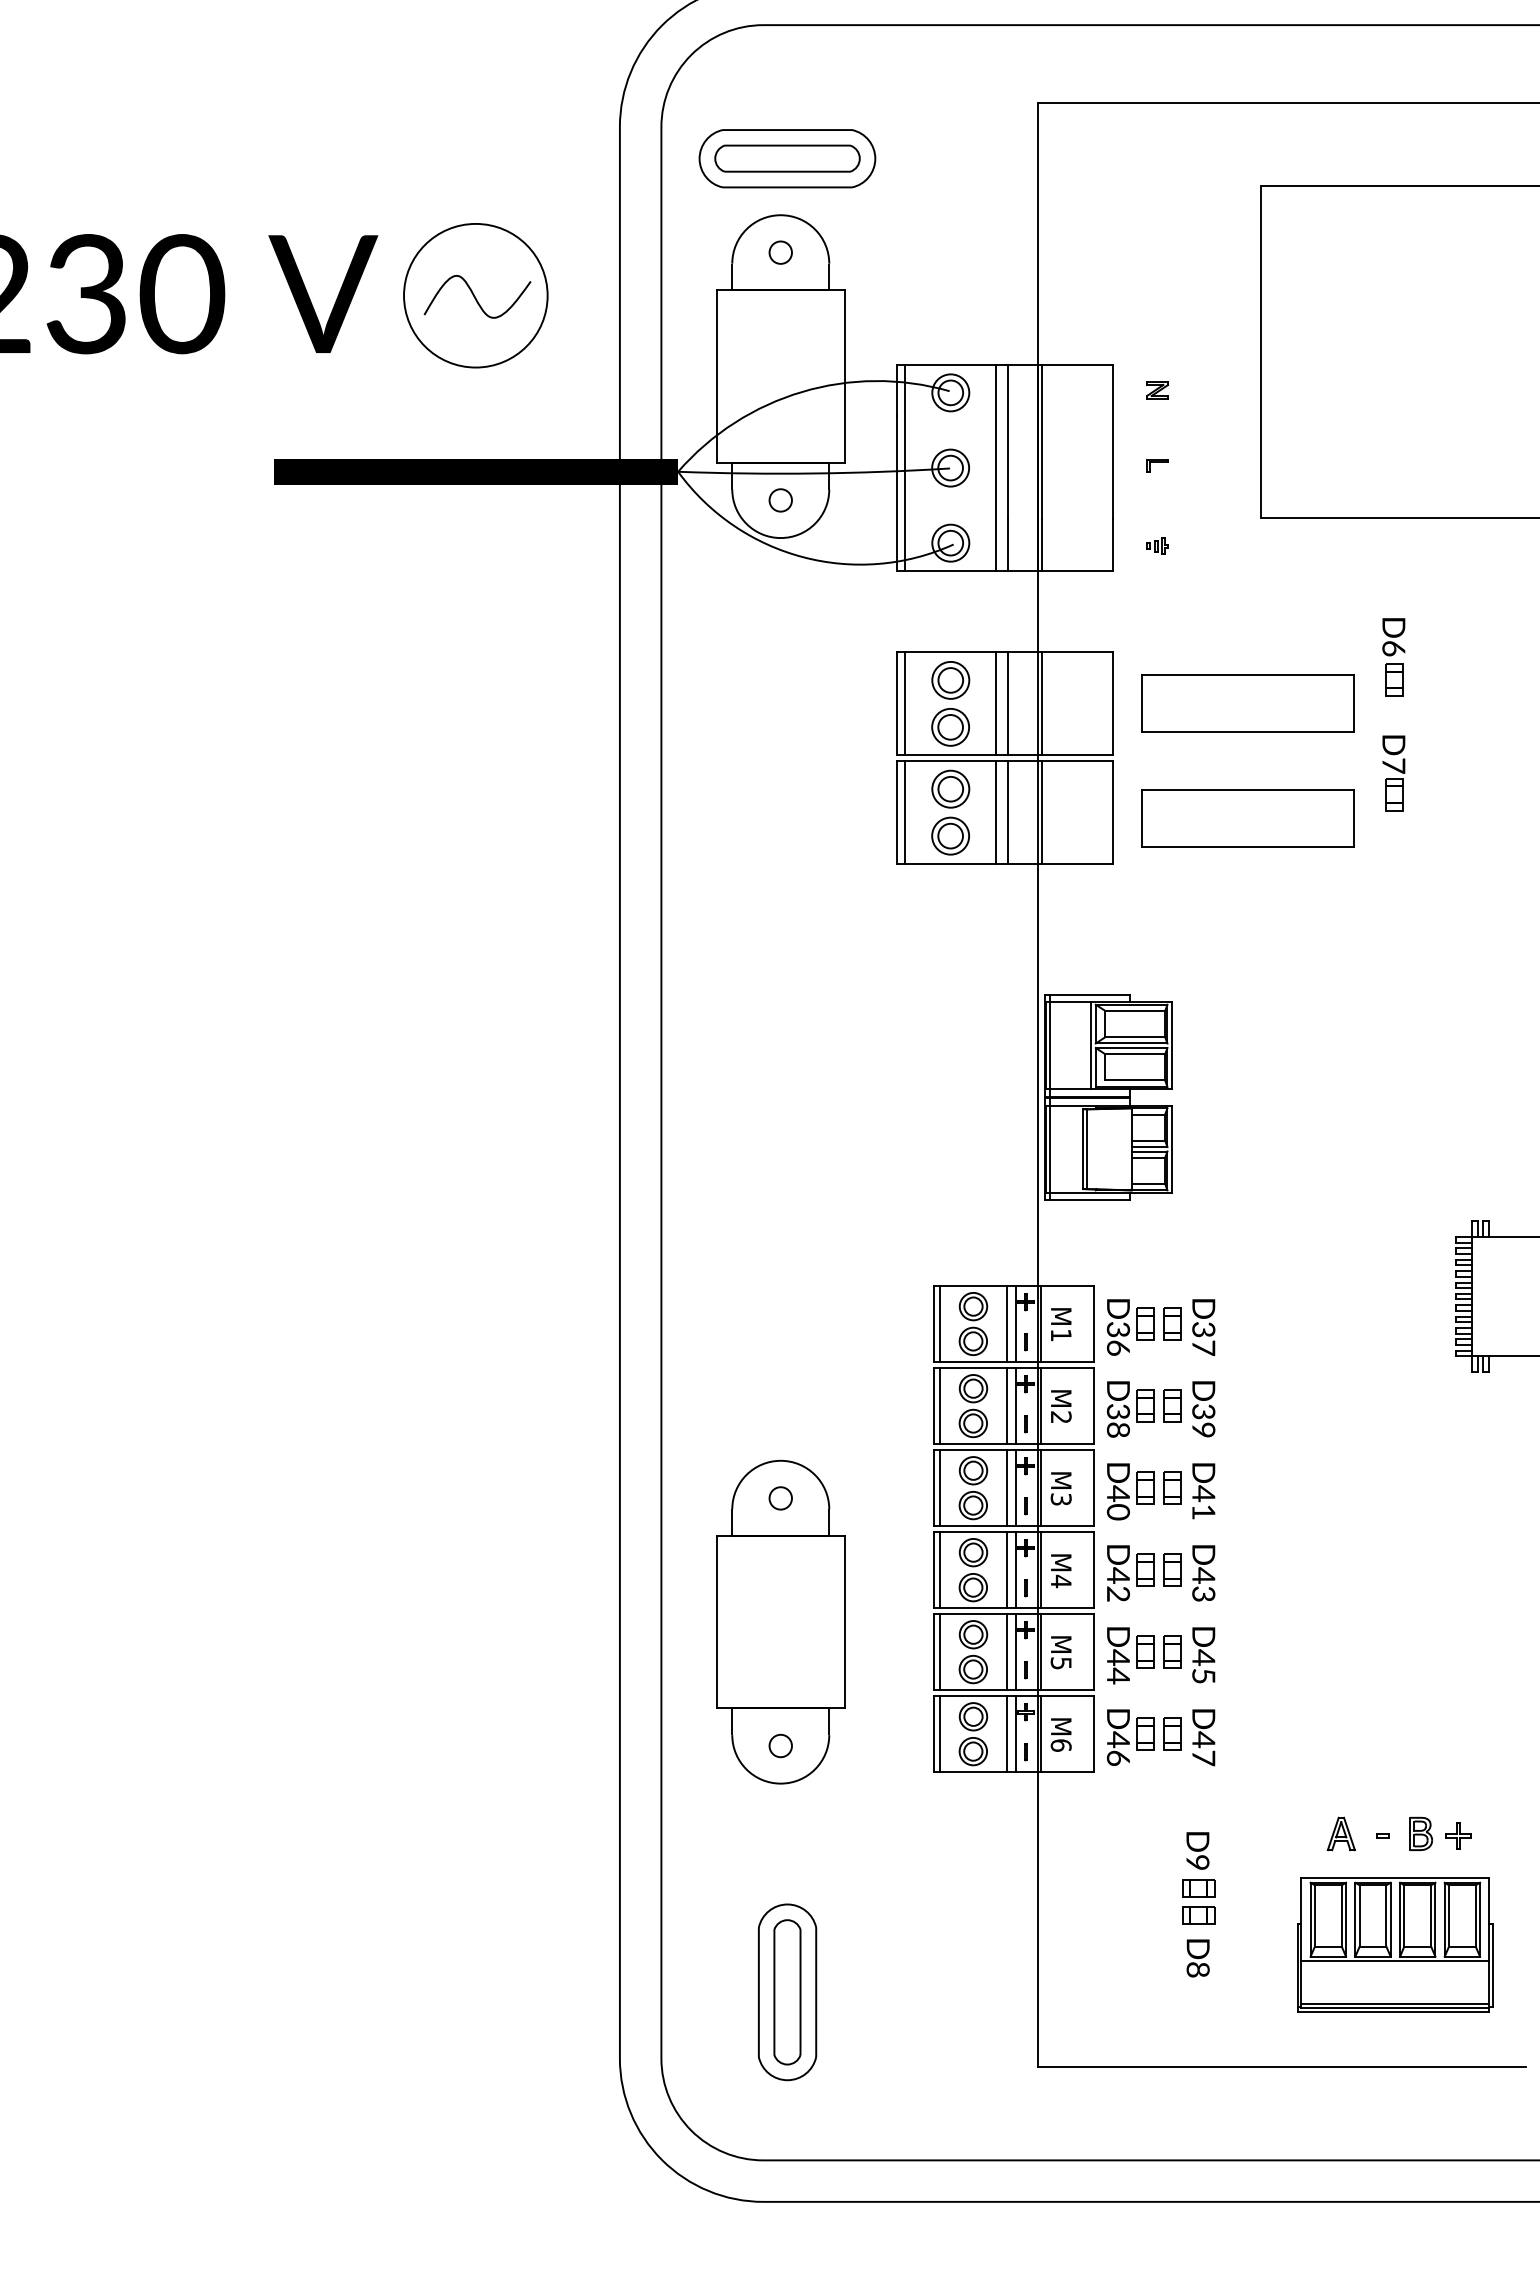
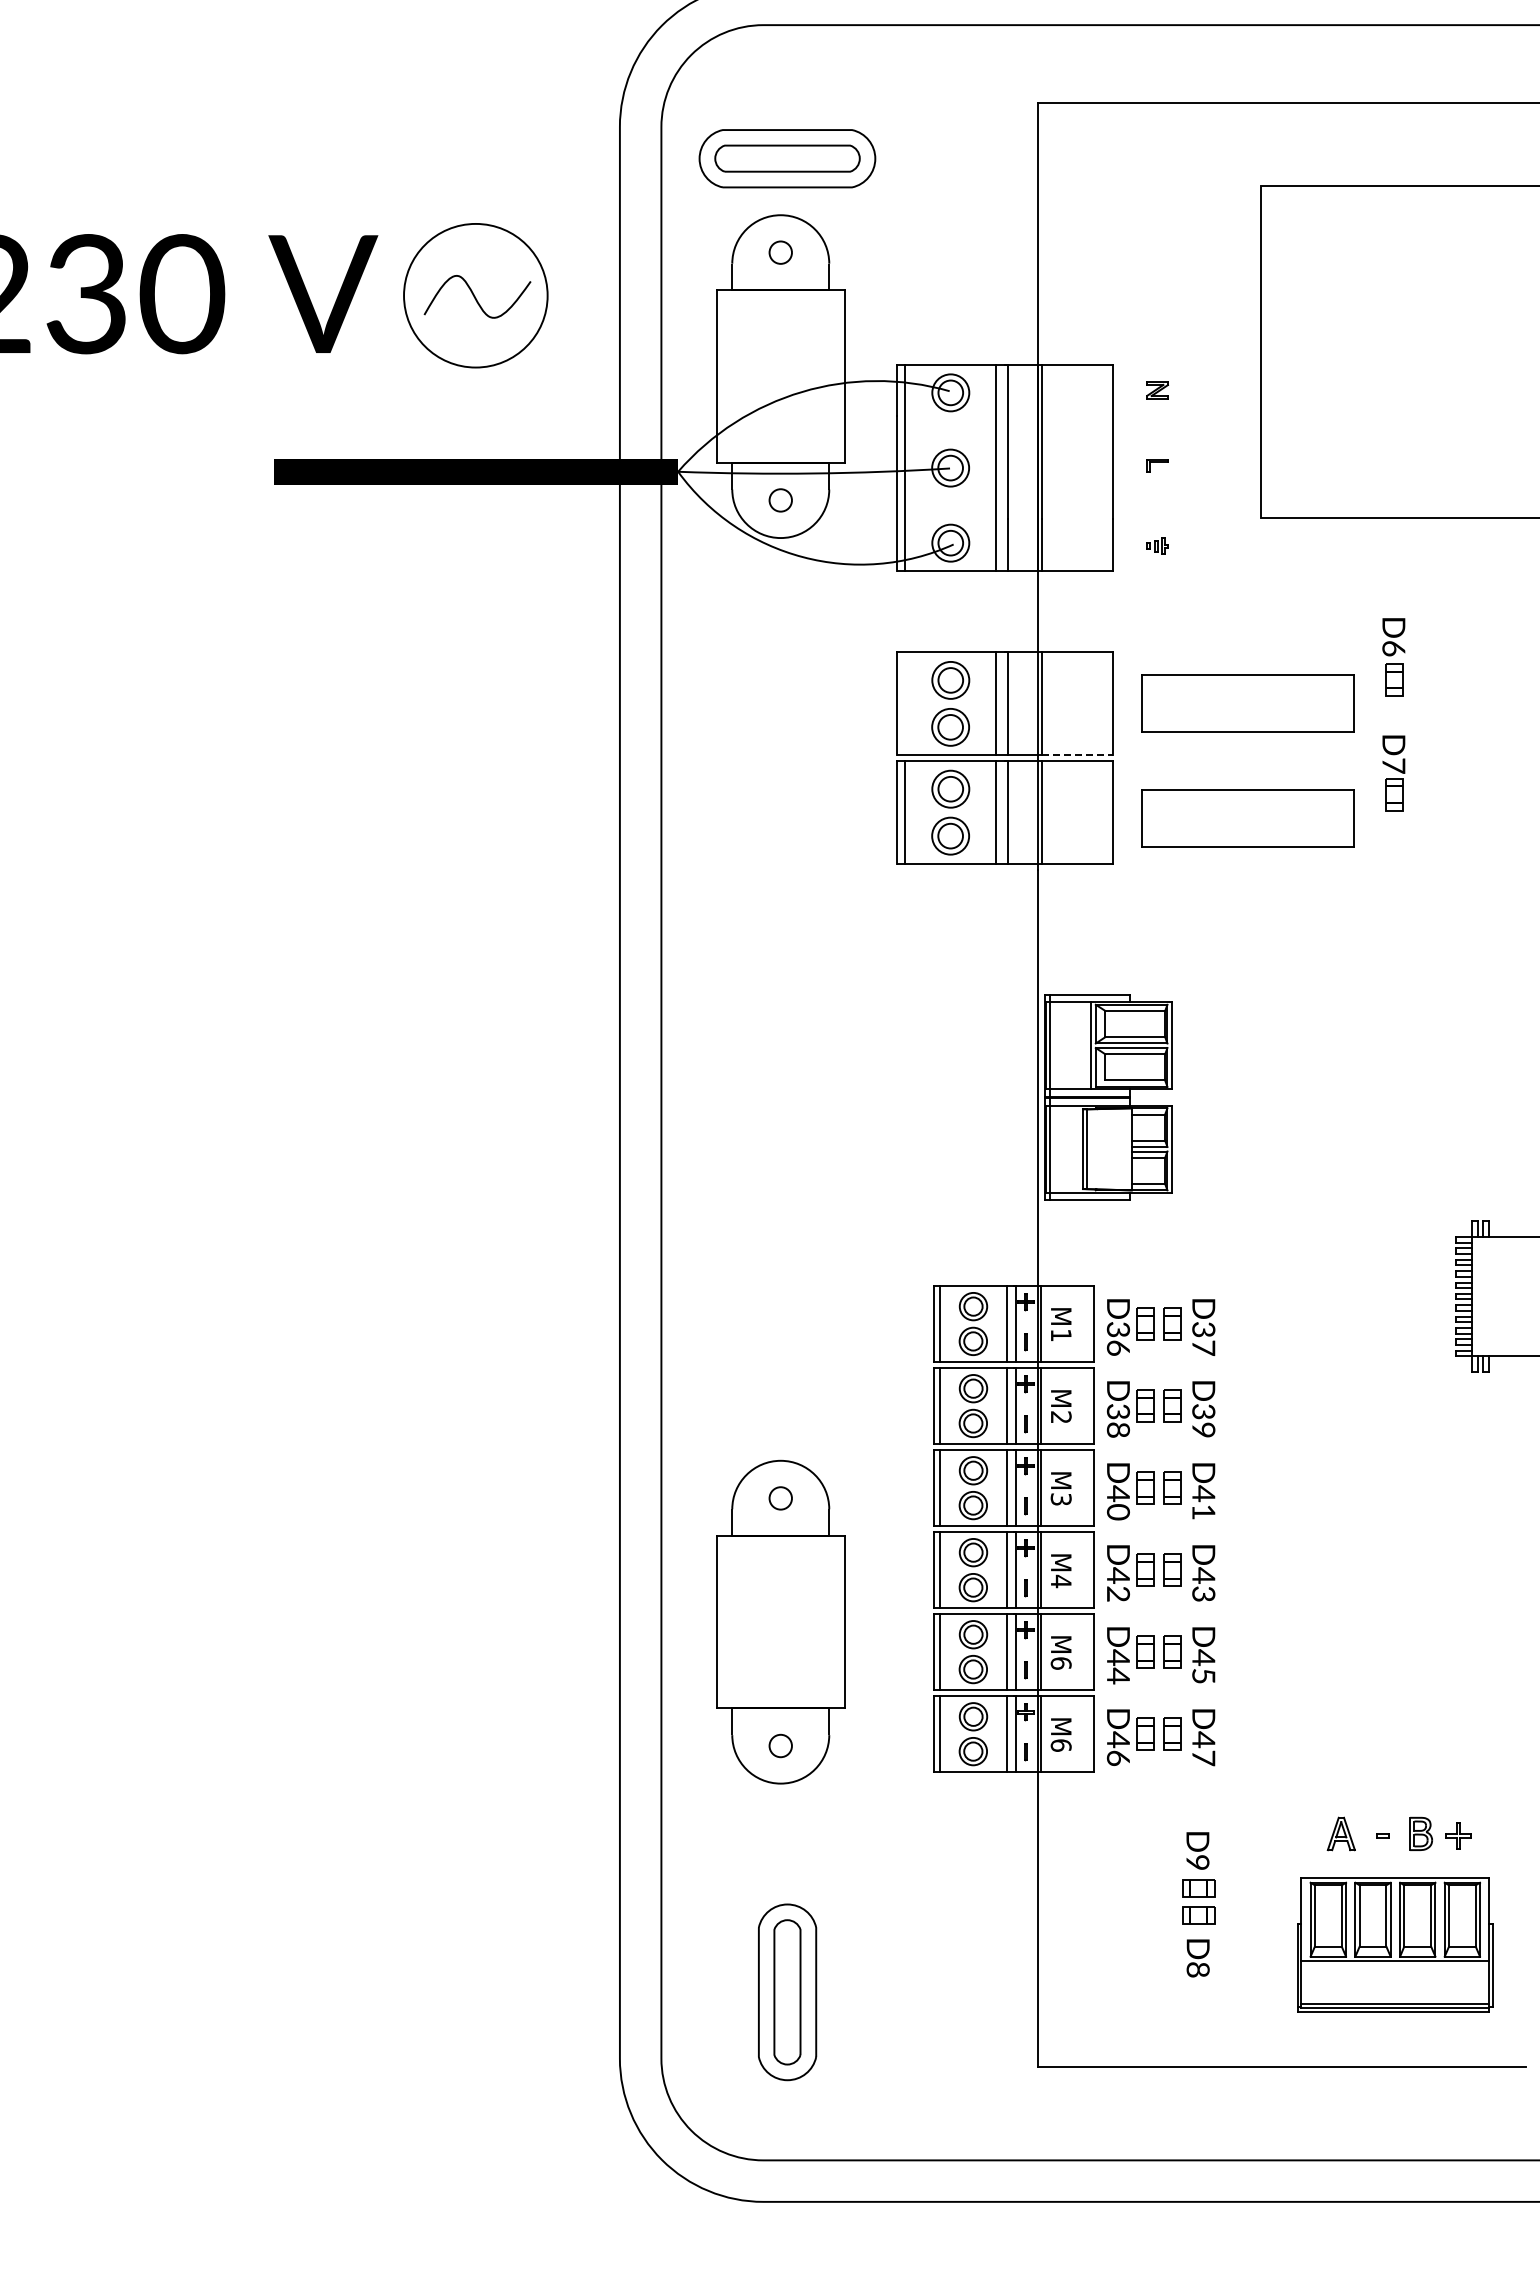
line: present -> none (905, 703)
line: solid -> dashed (1077, 755)
text: M5 -> M6 (1060, 1663)
